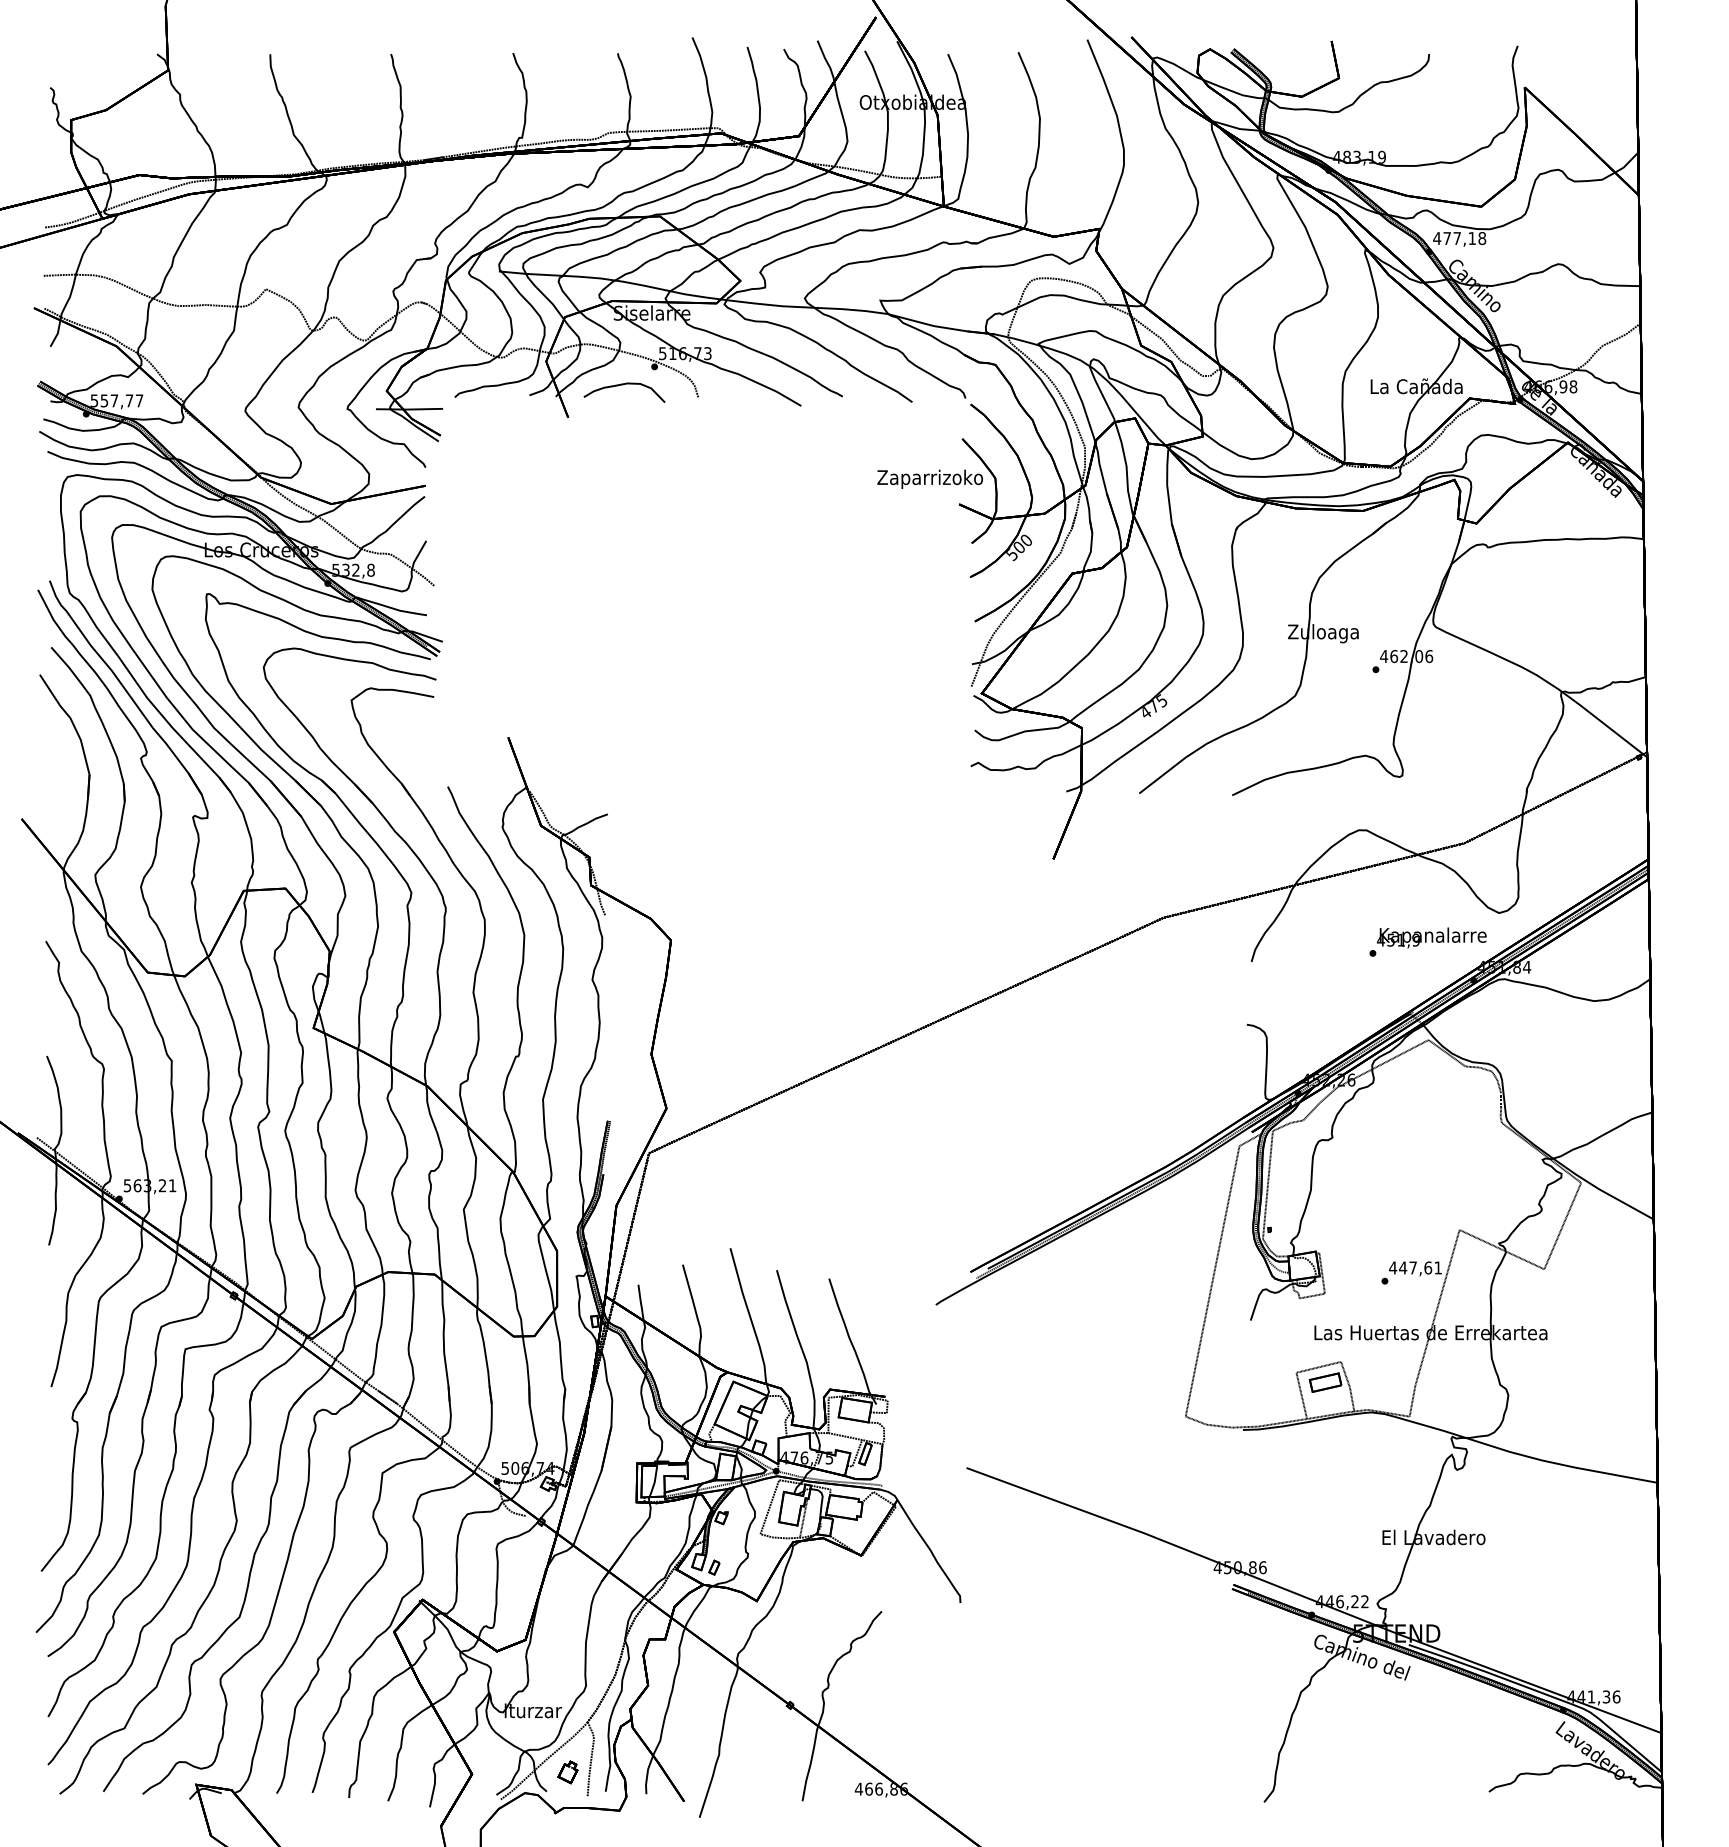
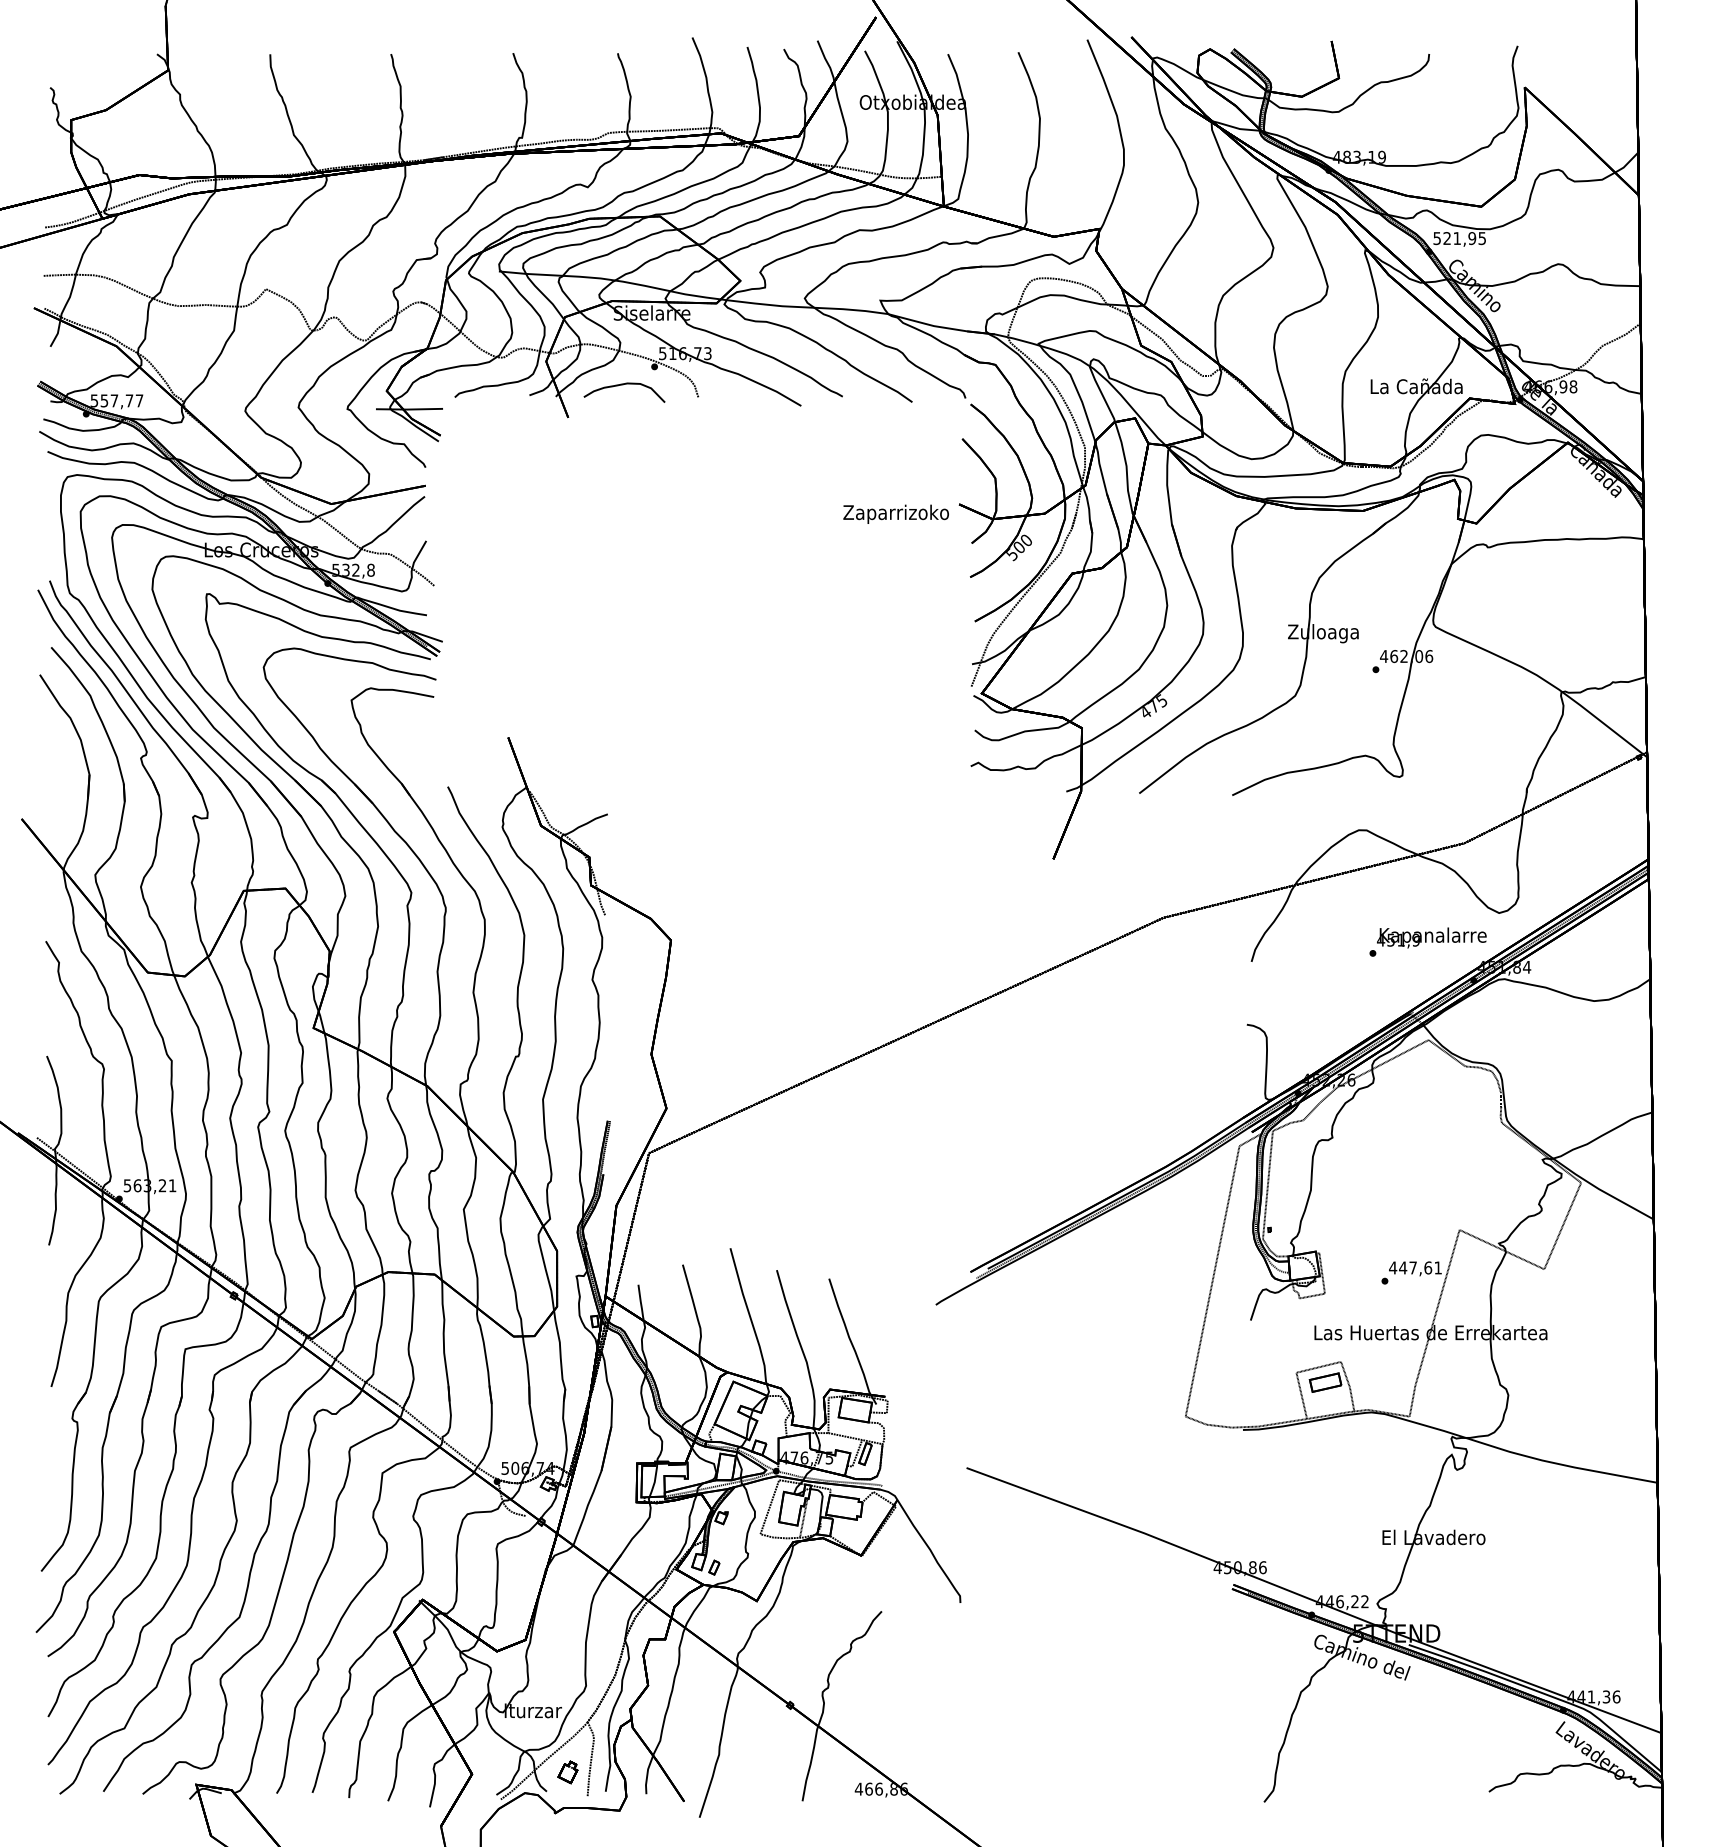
text: 477,18 -> 521,95 (1459, 238)
text position: (929, 478) -> (895, 513) (895, 513)
